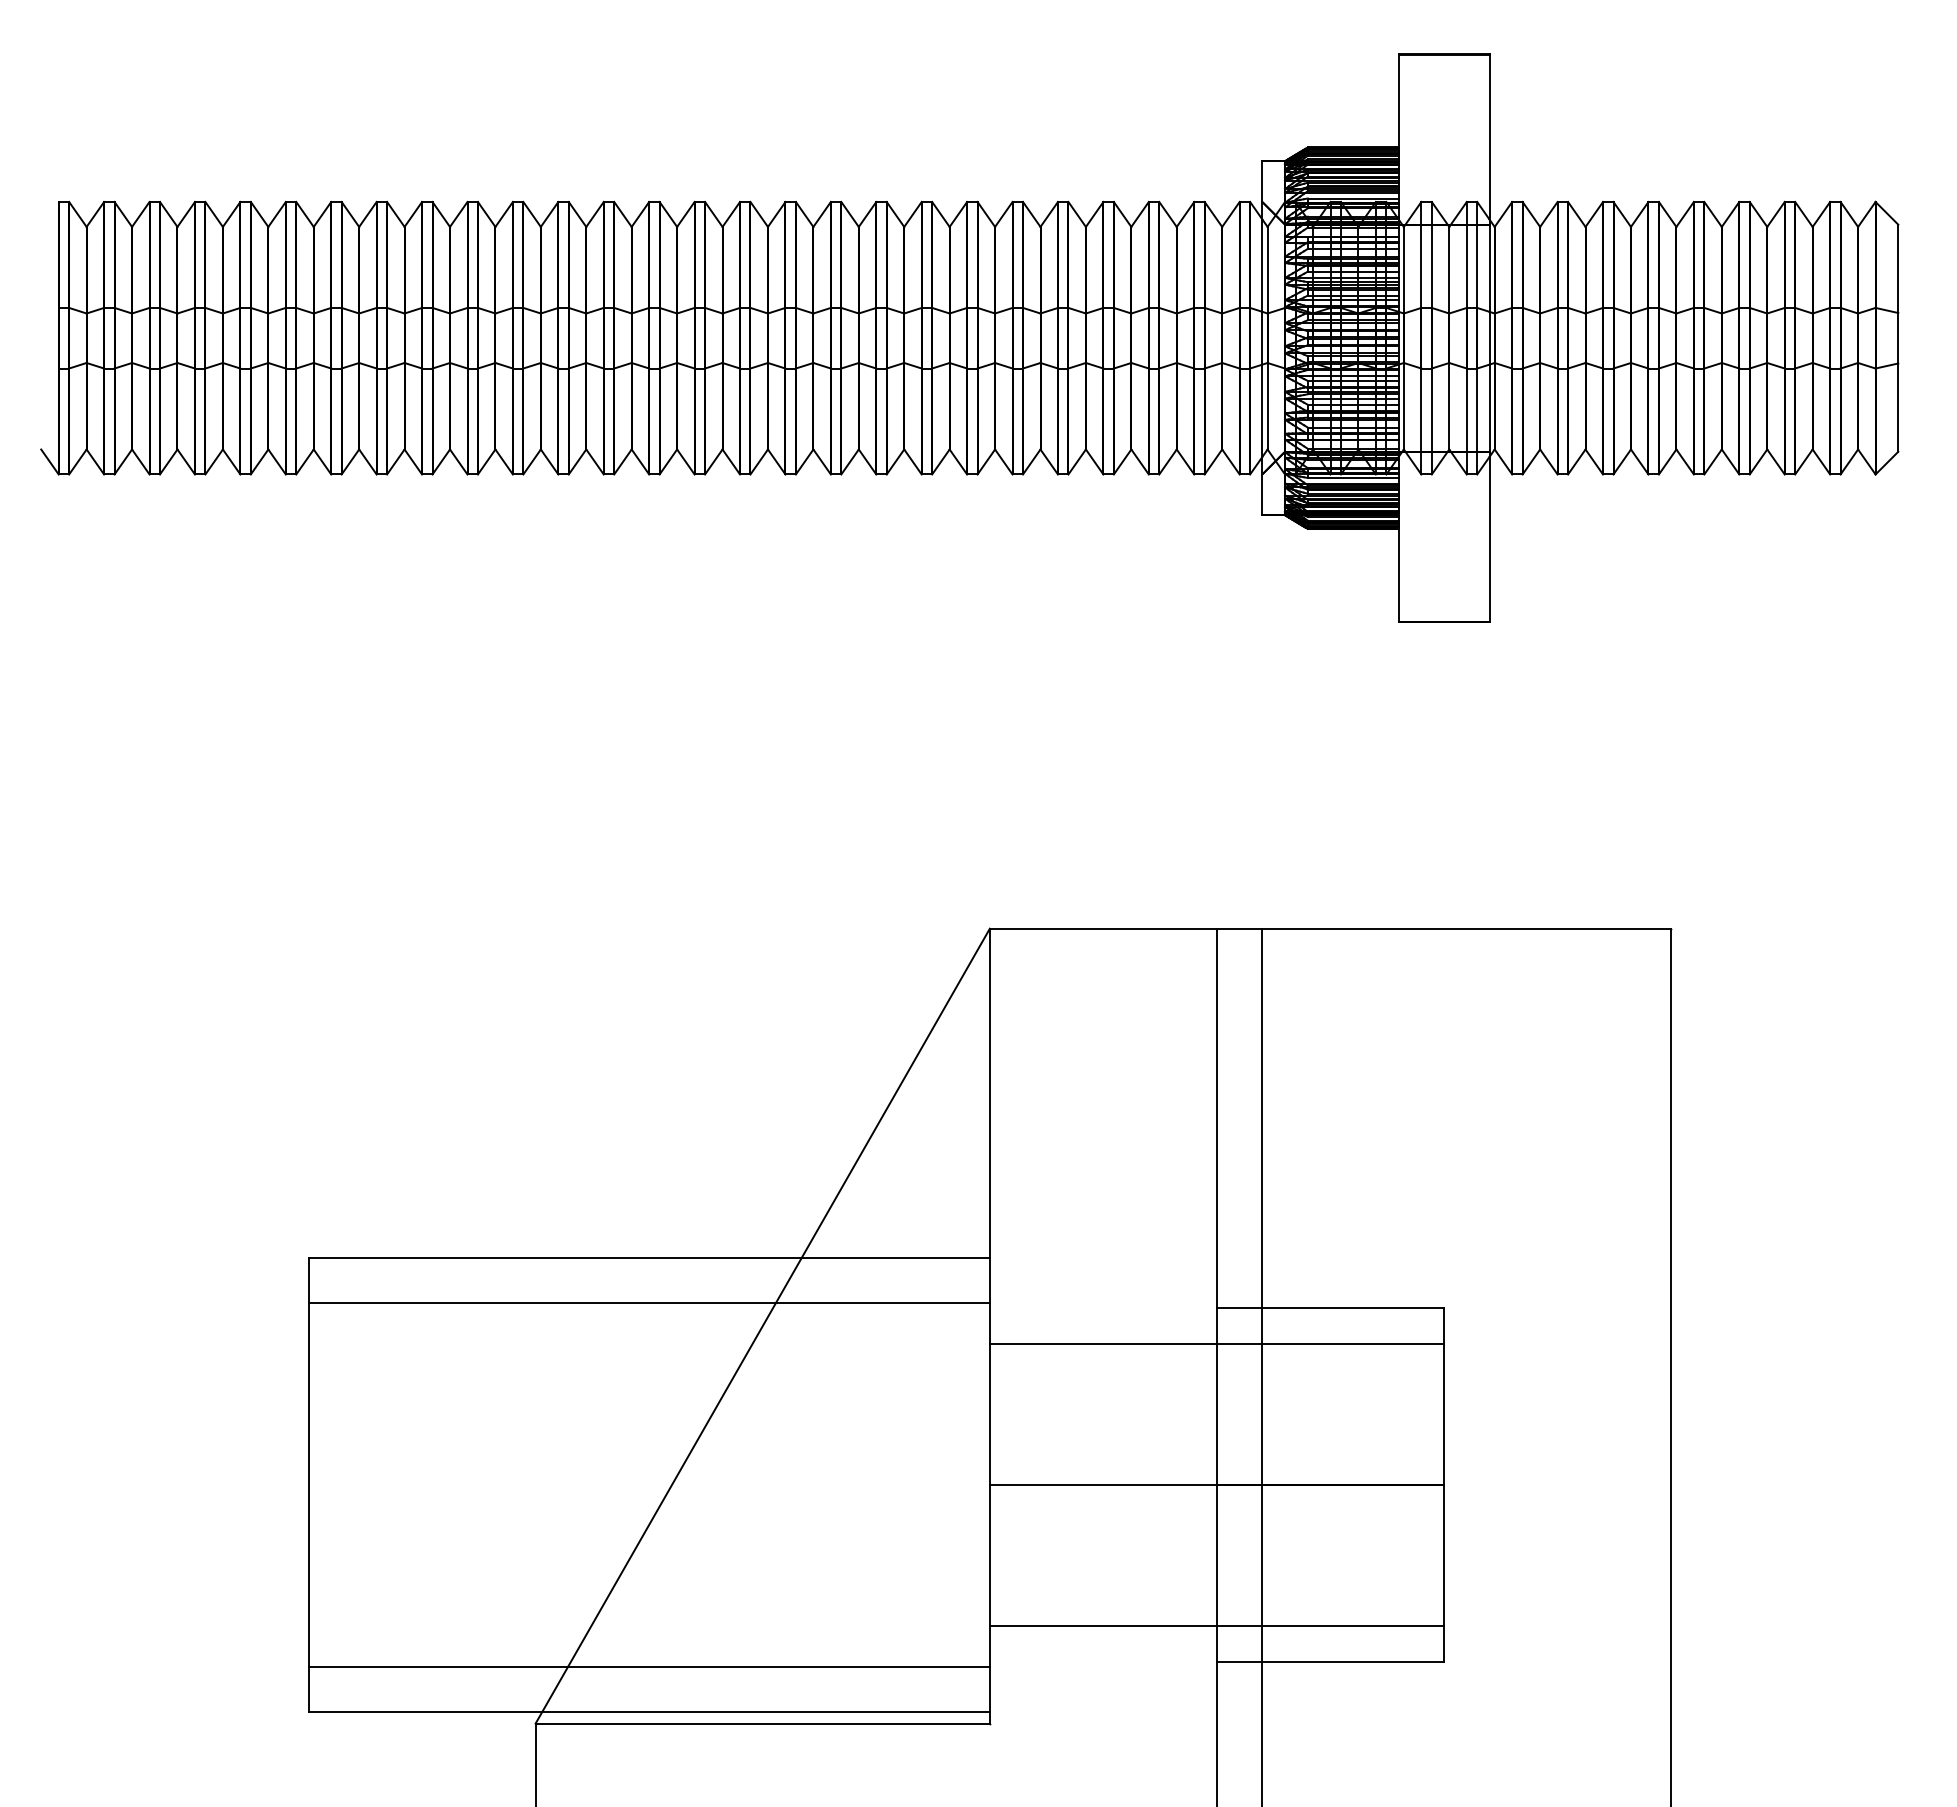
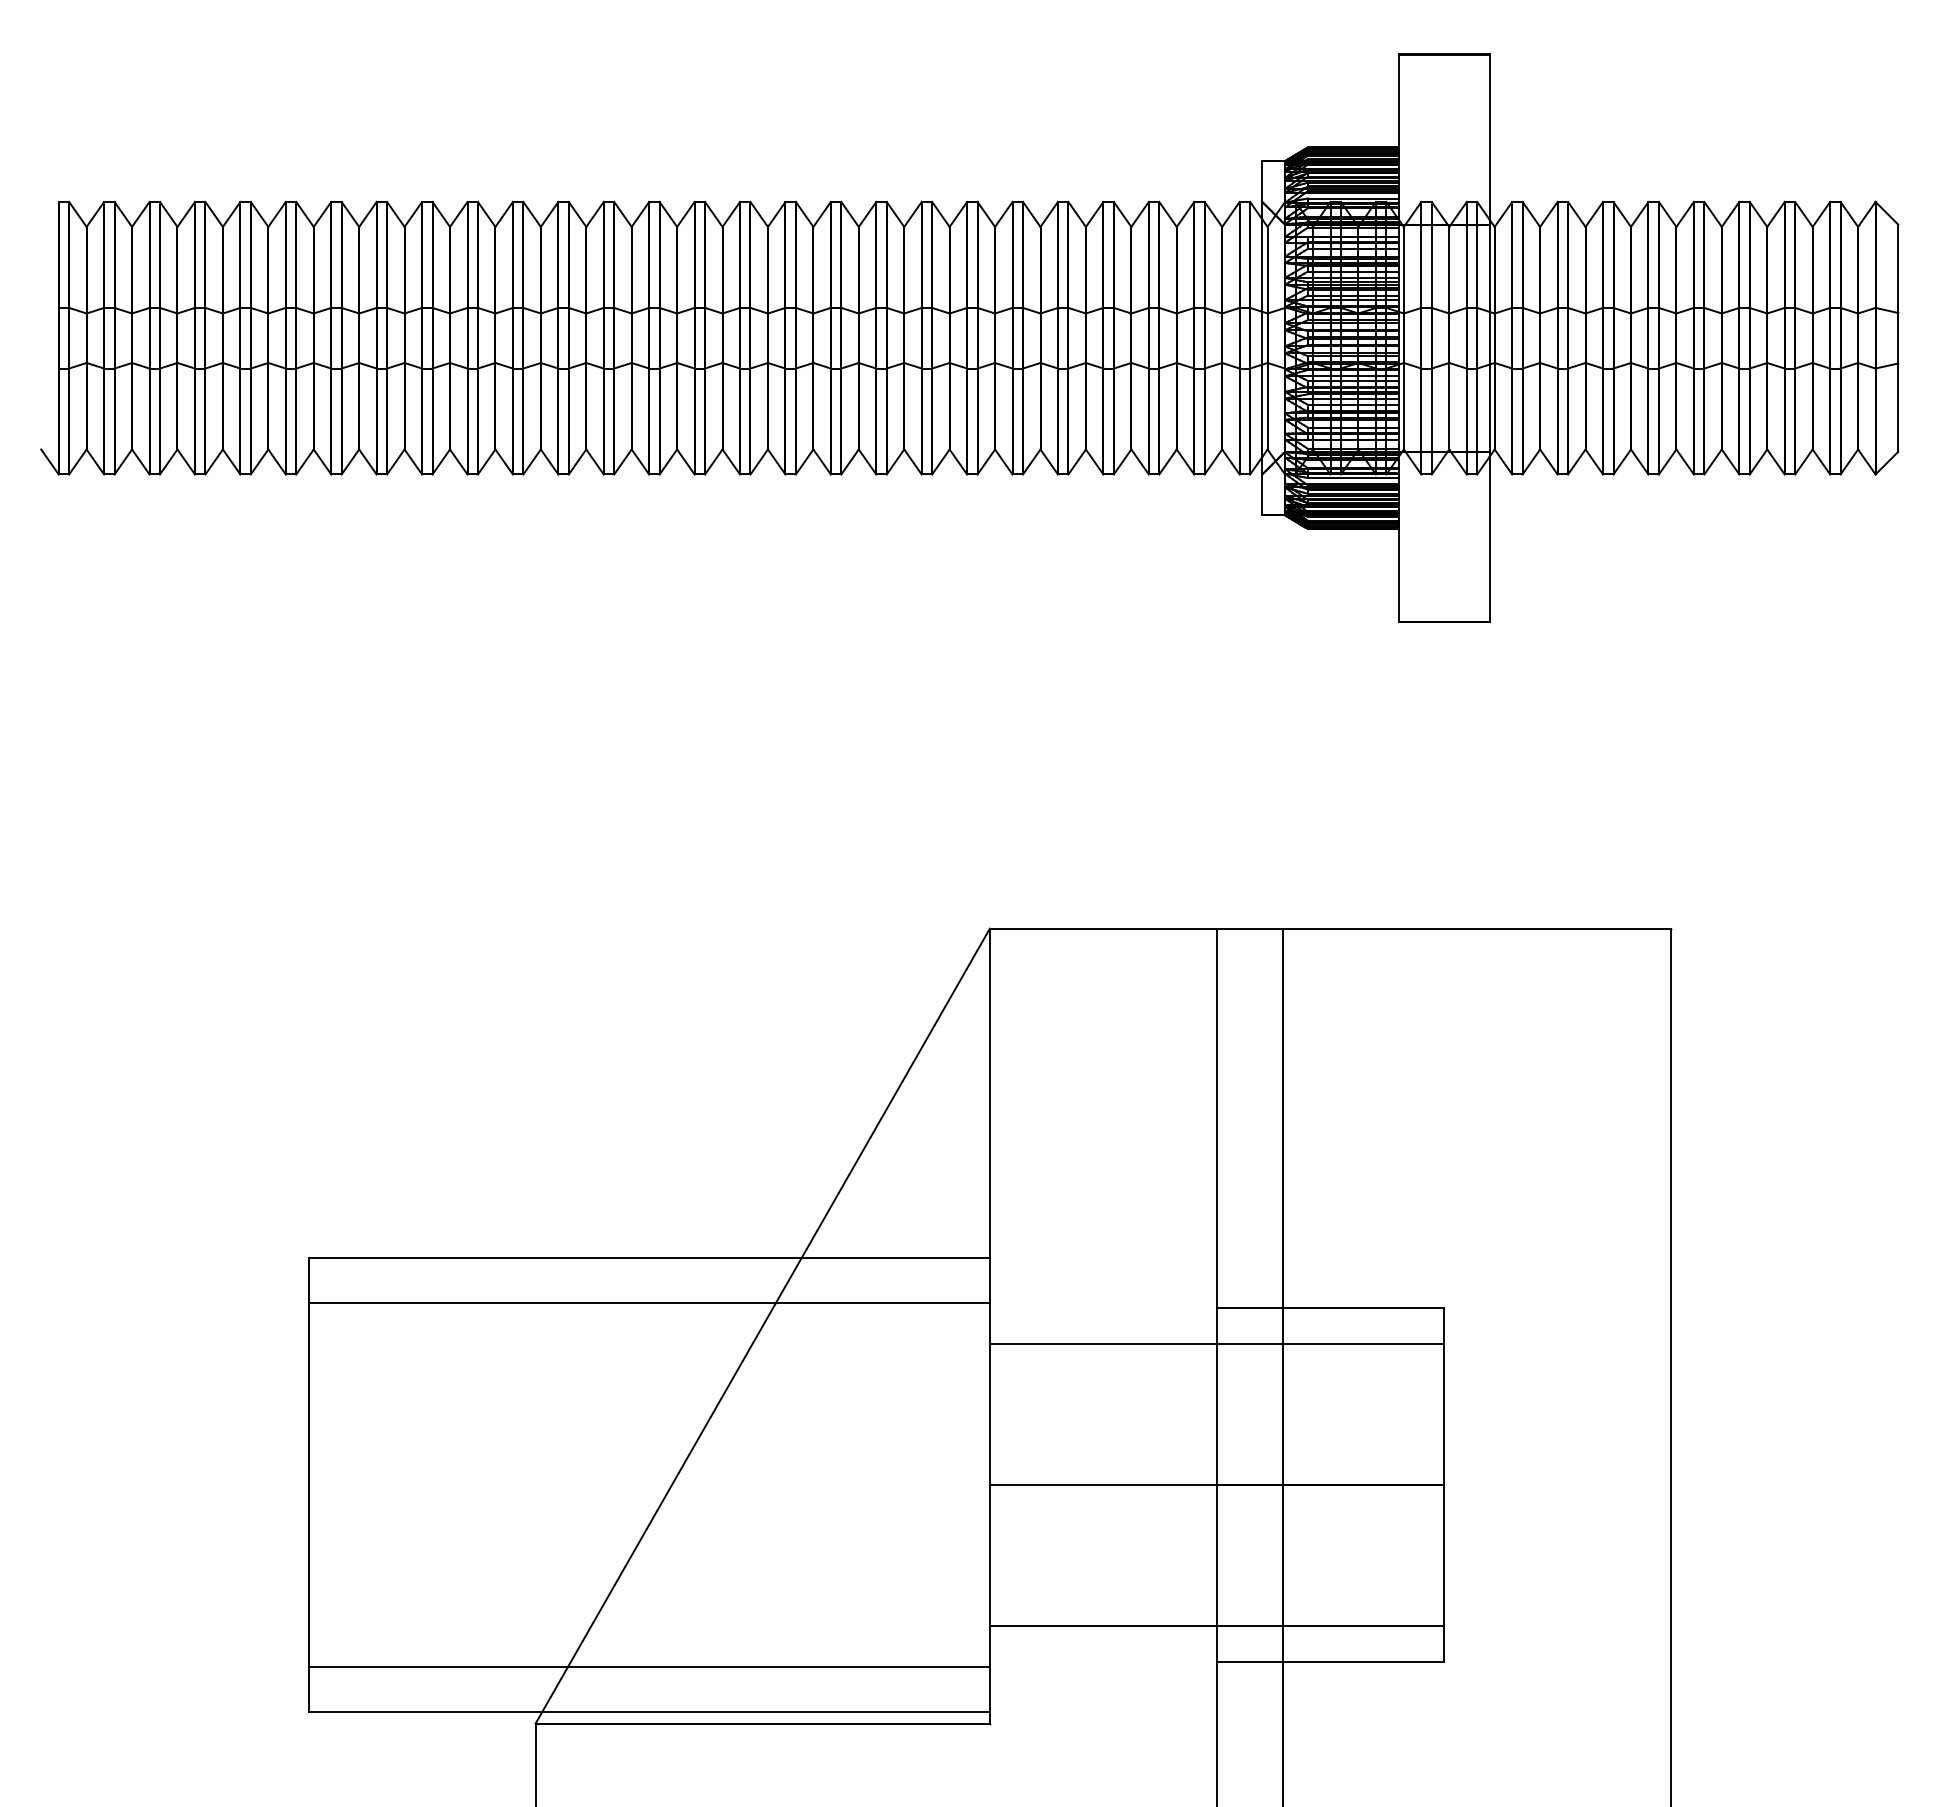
line position: (1262, 1365) -> (1283, 1365) (1283, 1365)
